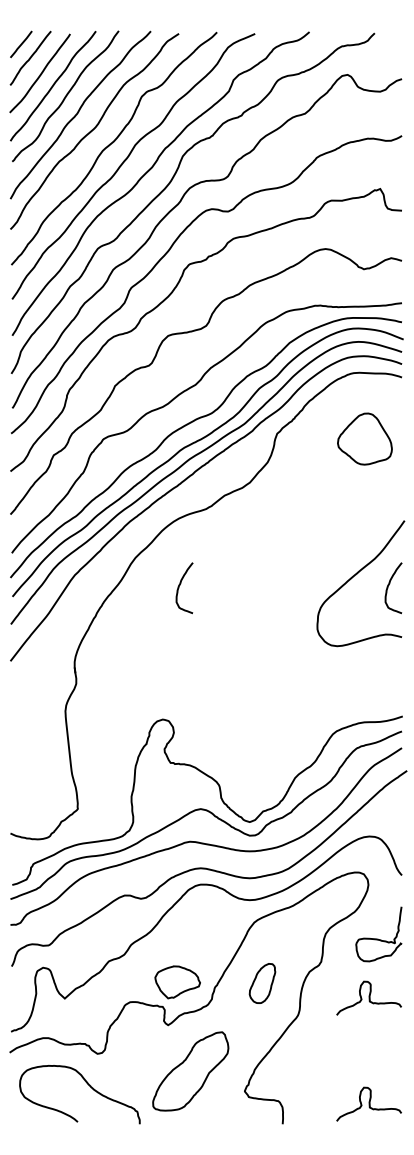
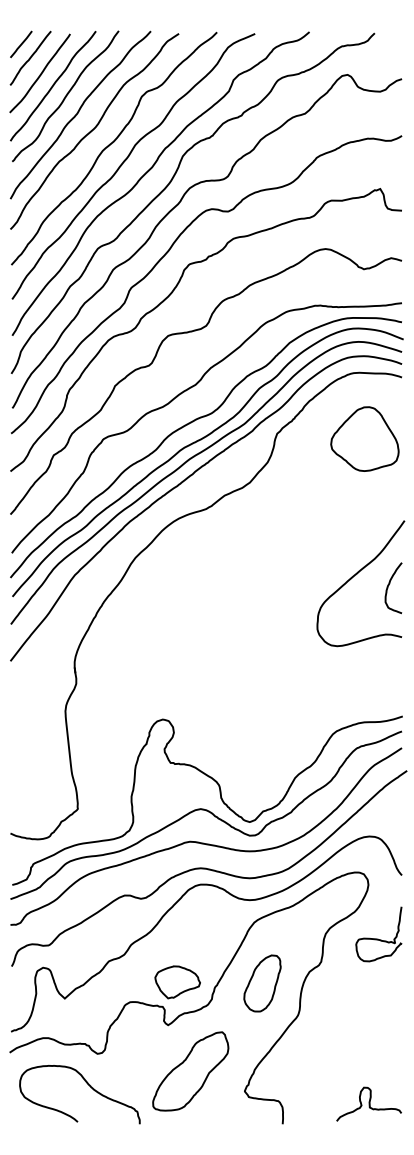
part size: 56x54 px -> 70x66 px (364, 438)
curve: present -> none (180, 585)
part size: 29x41 px -> 39x59 px (262, 983)
curve: present -> none (368, 997)
